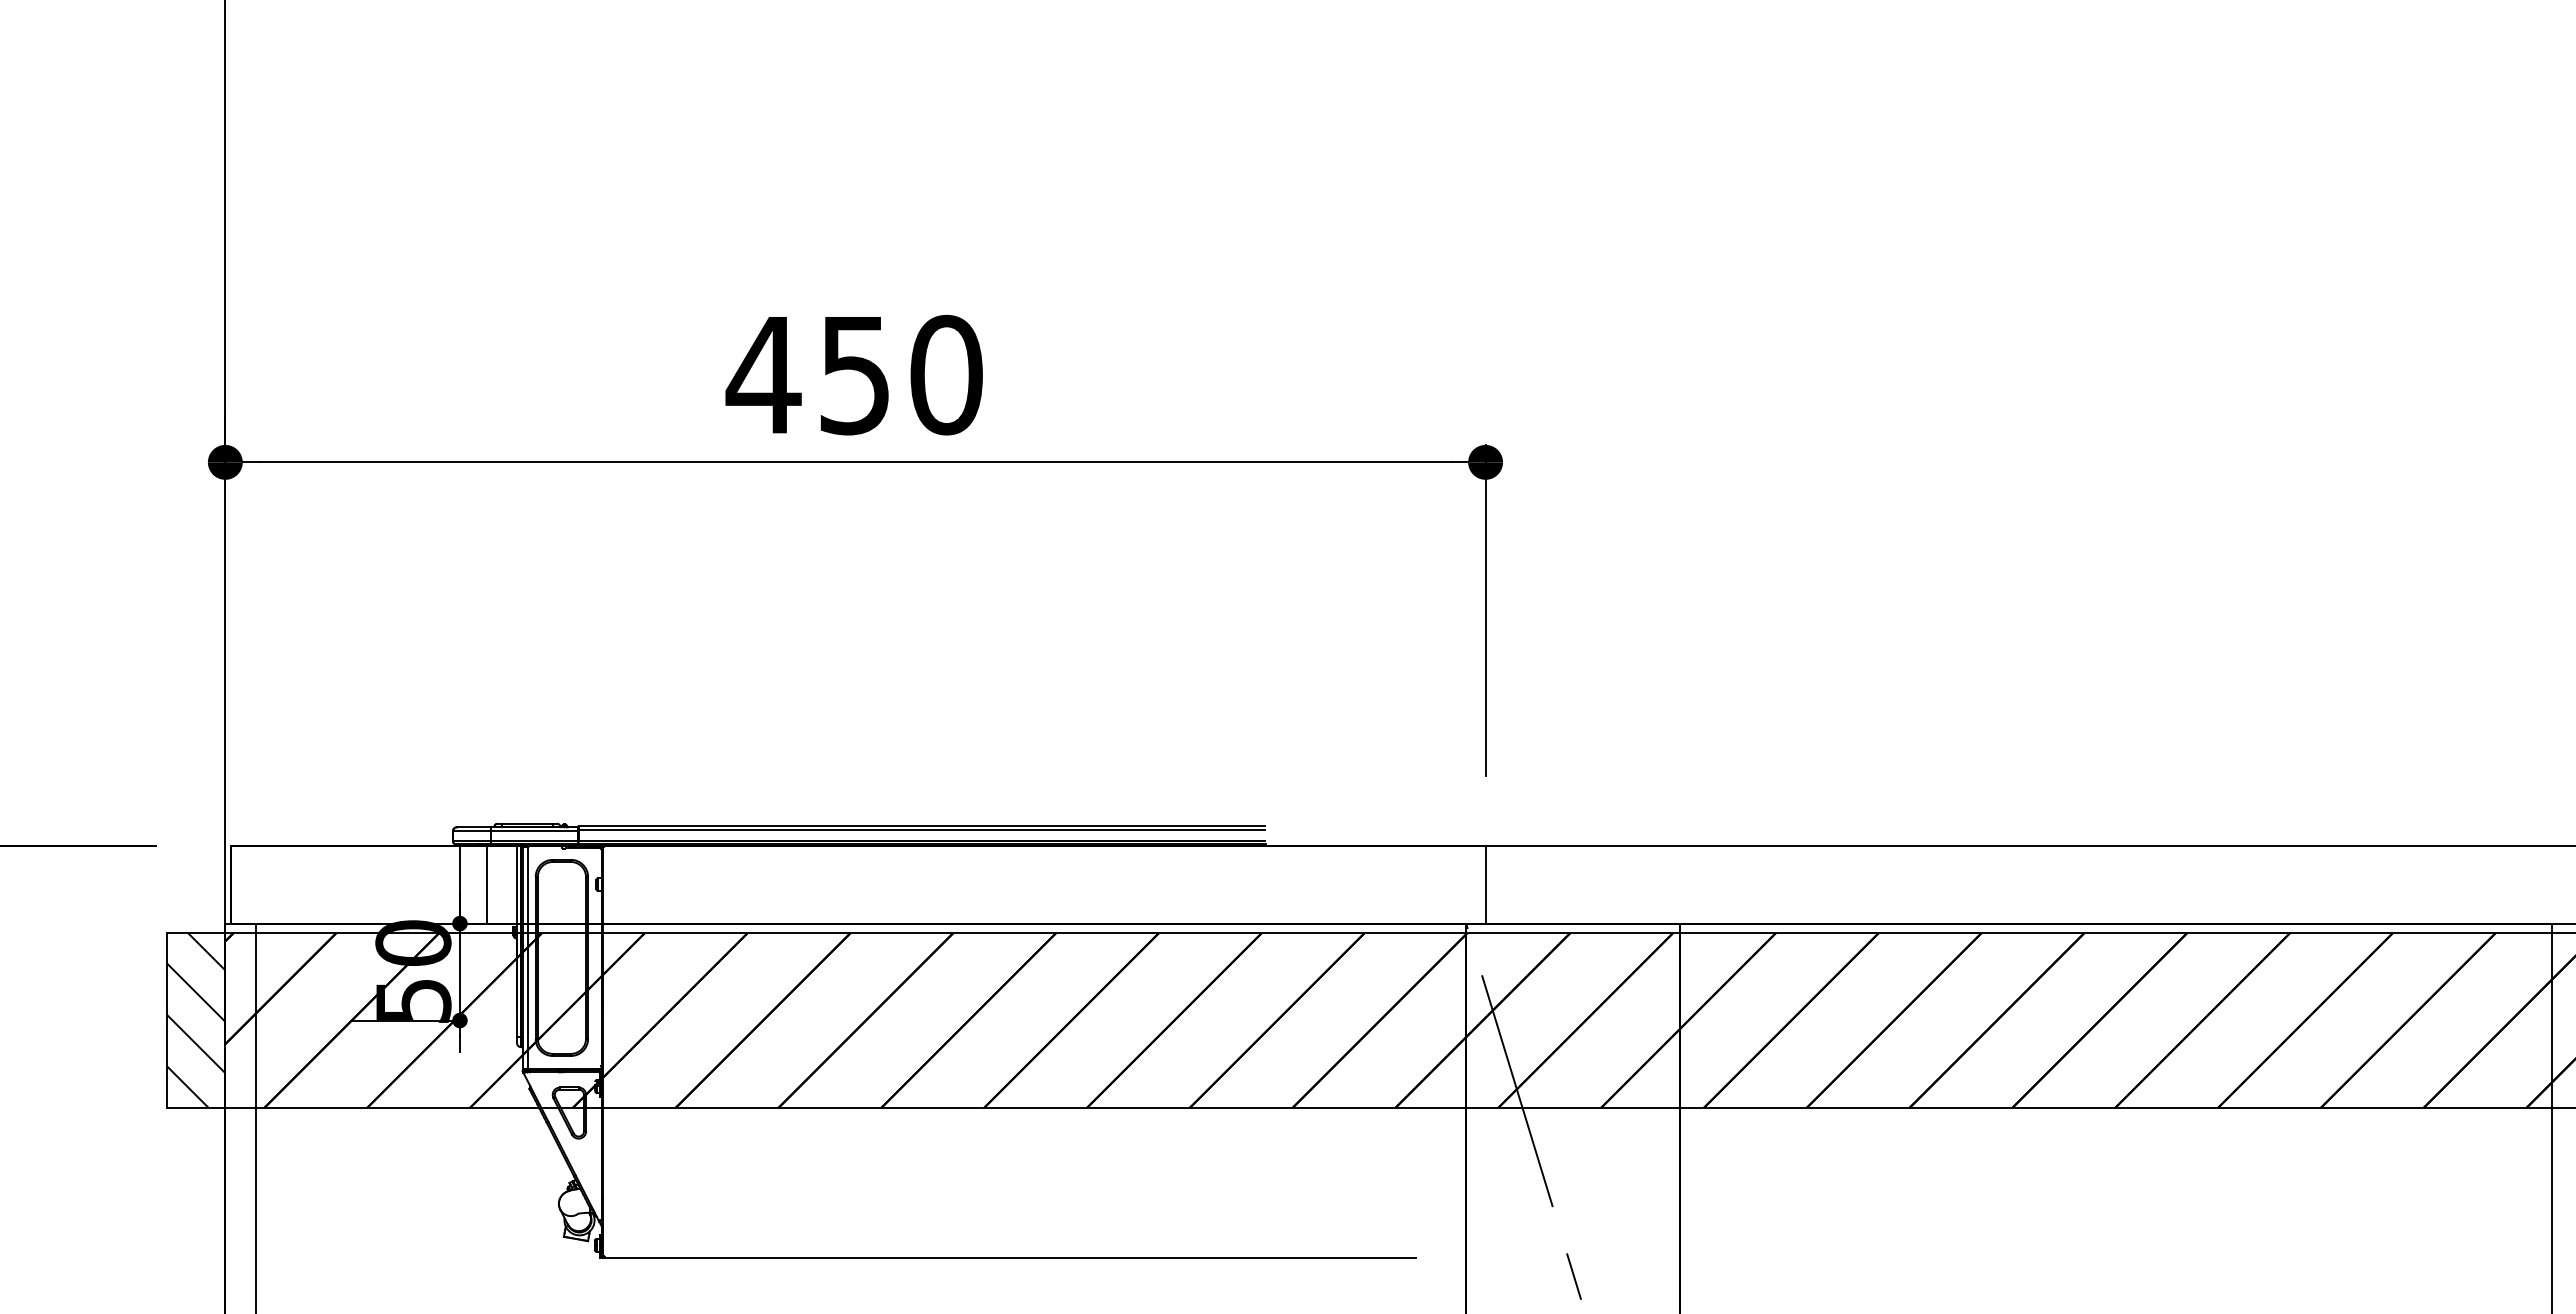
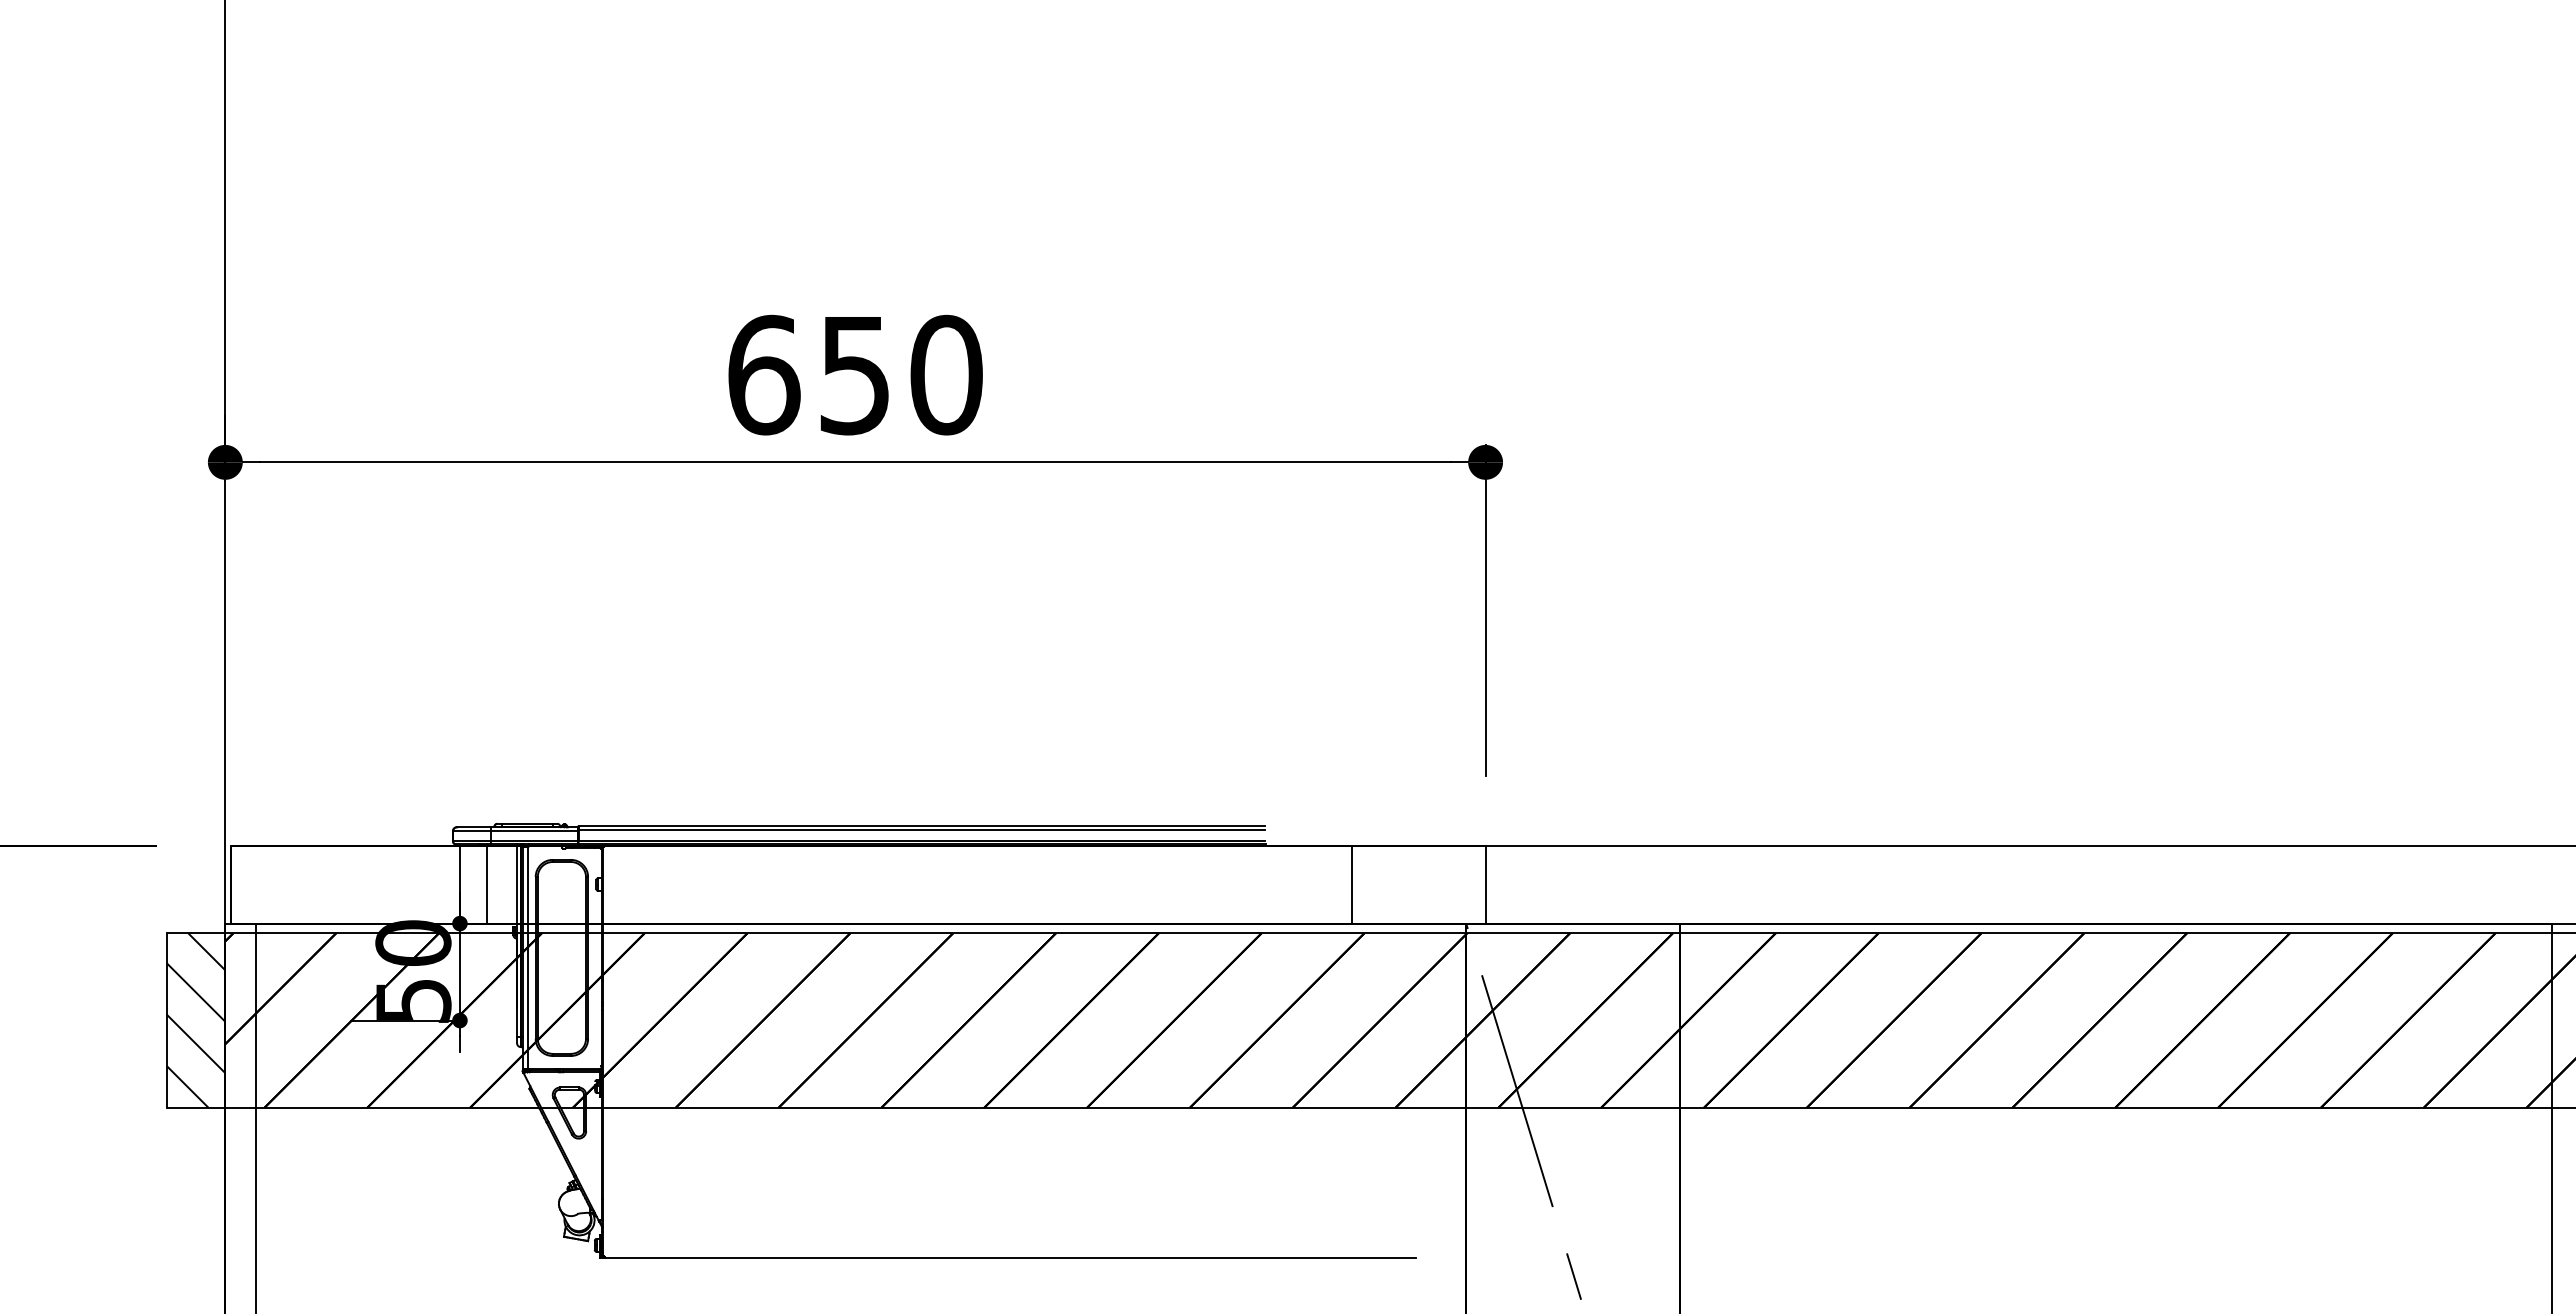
text: 450 -> 650 (763, 374)
line: none -> present (1351, 884)
